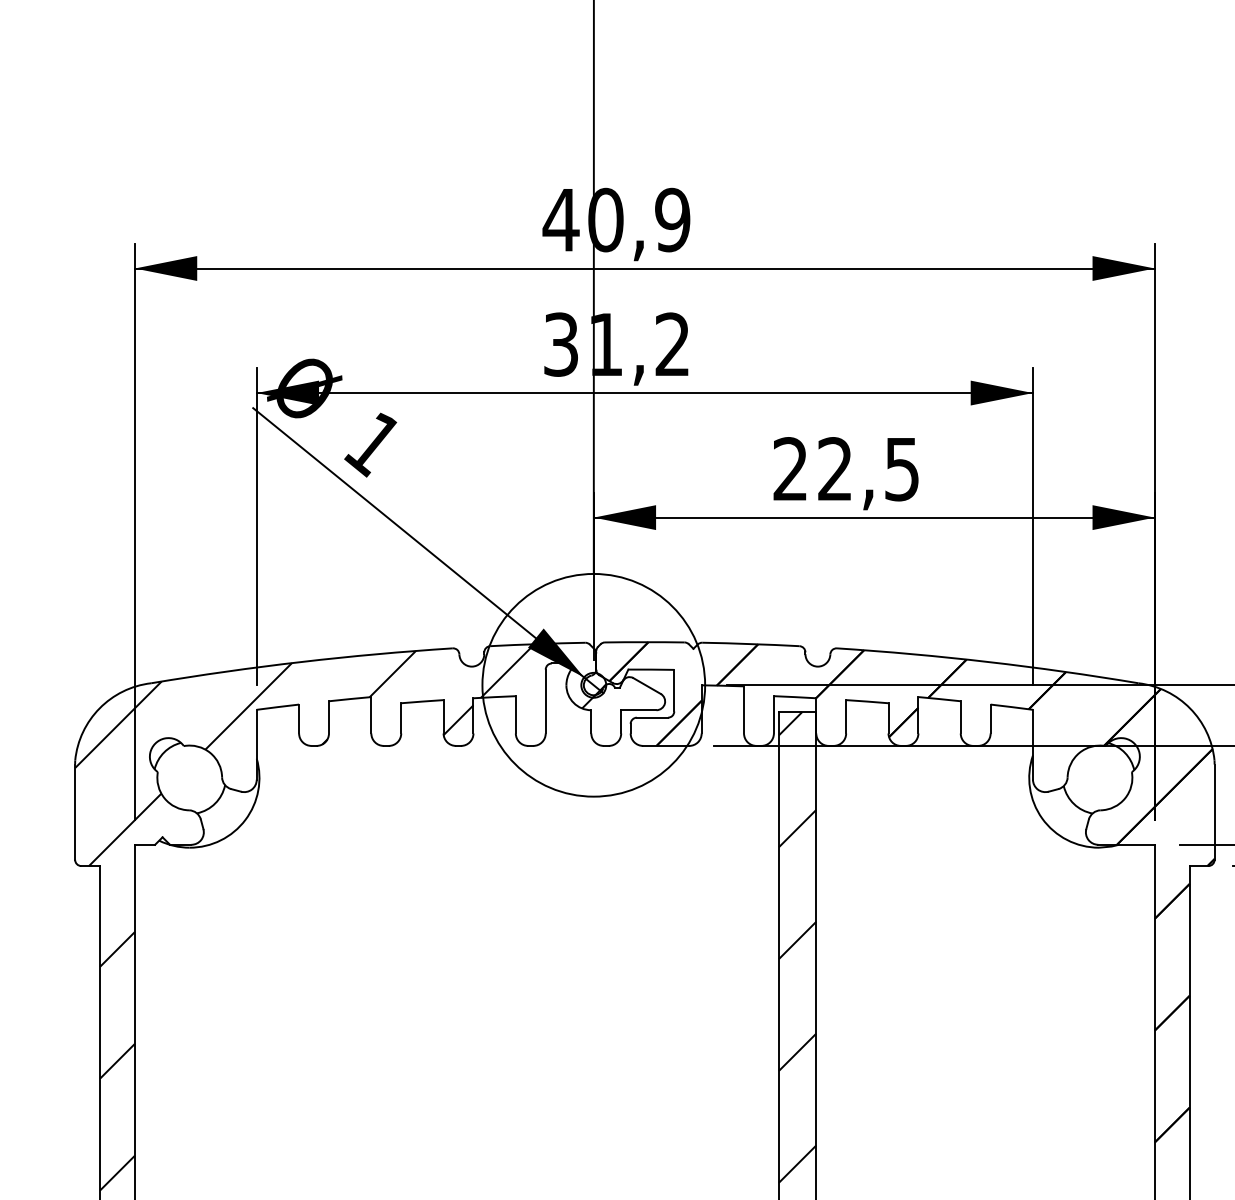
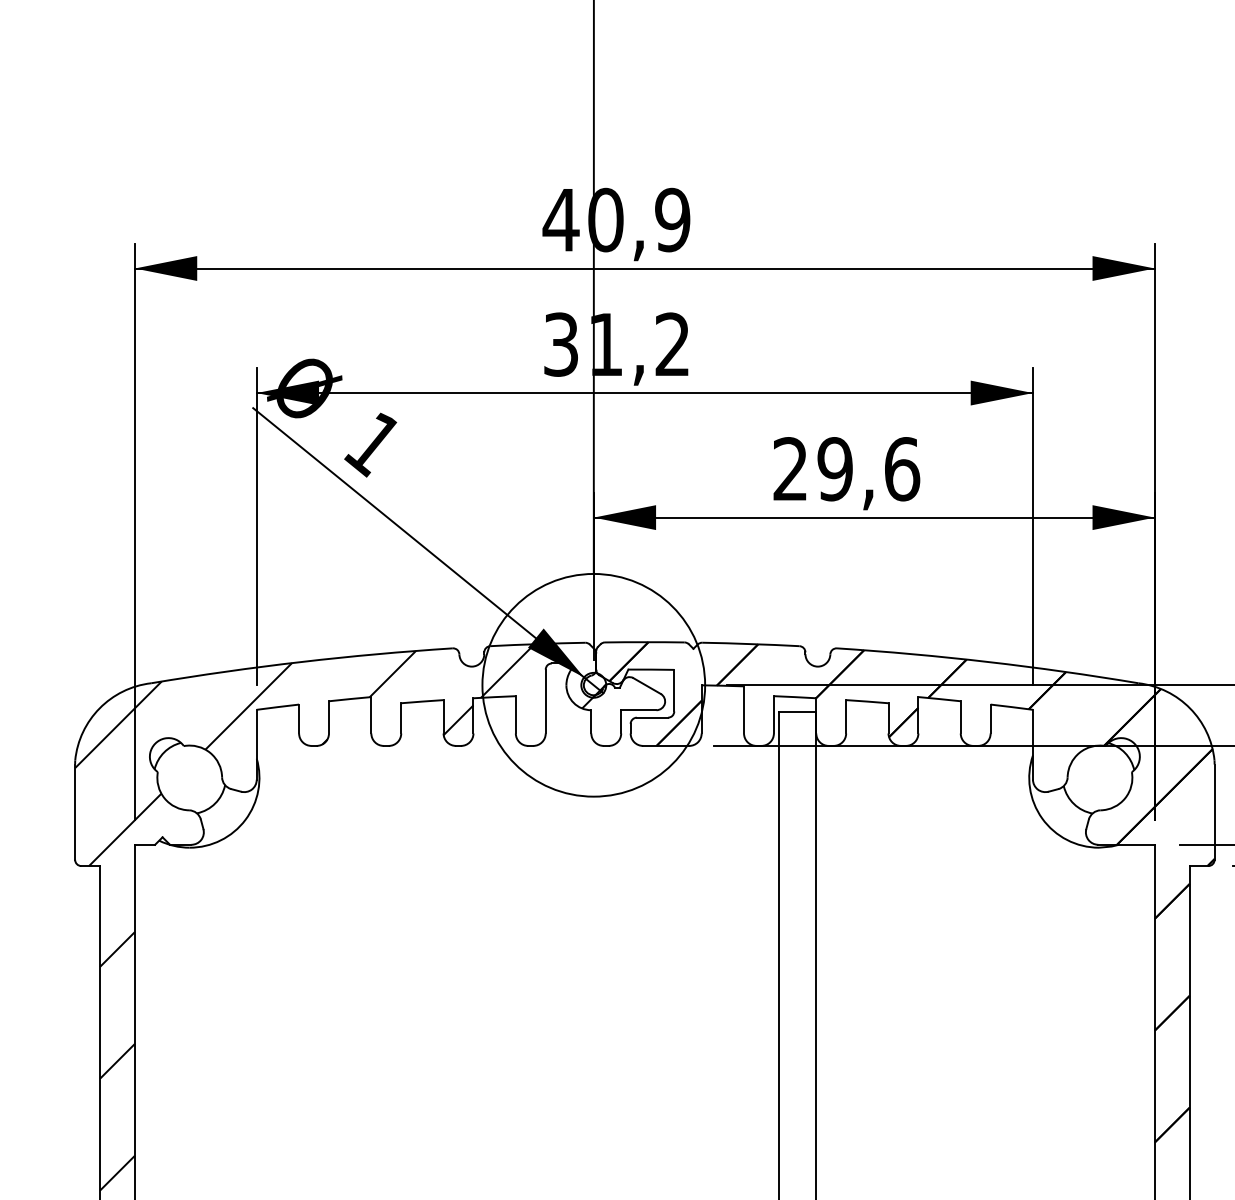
text: 22,5 -> 29,6 (868, 469)
hatch: present -> none (797, 947)
